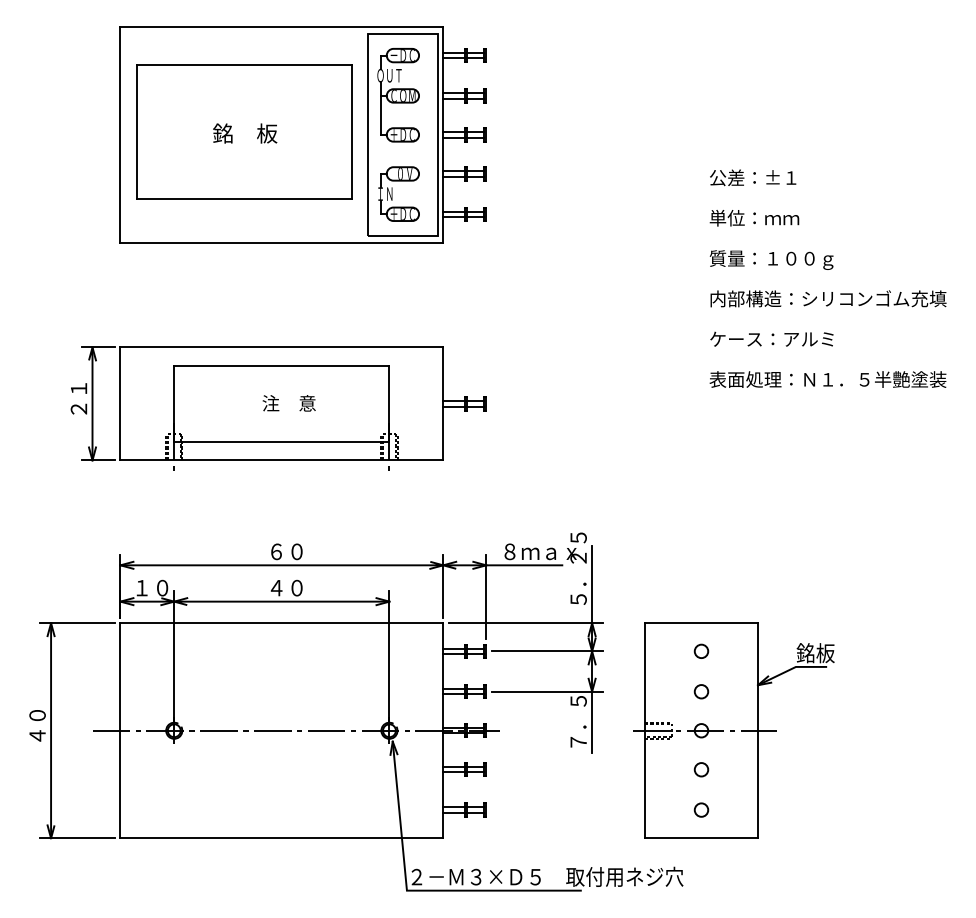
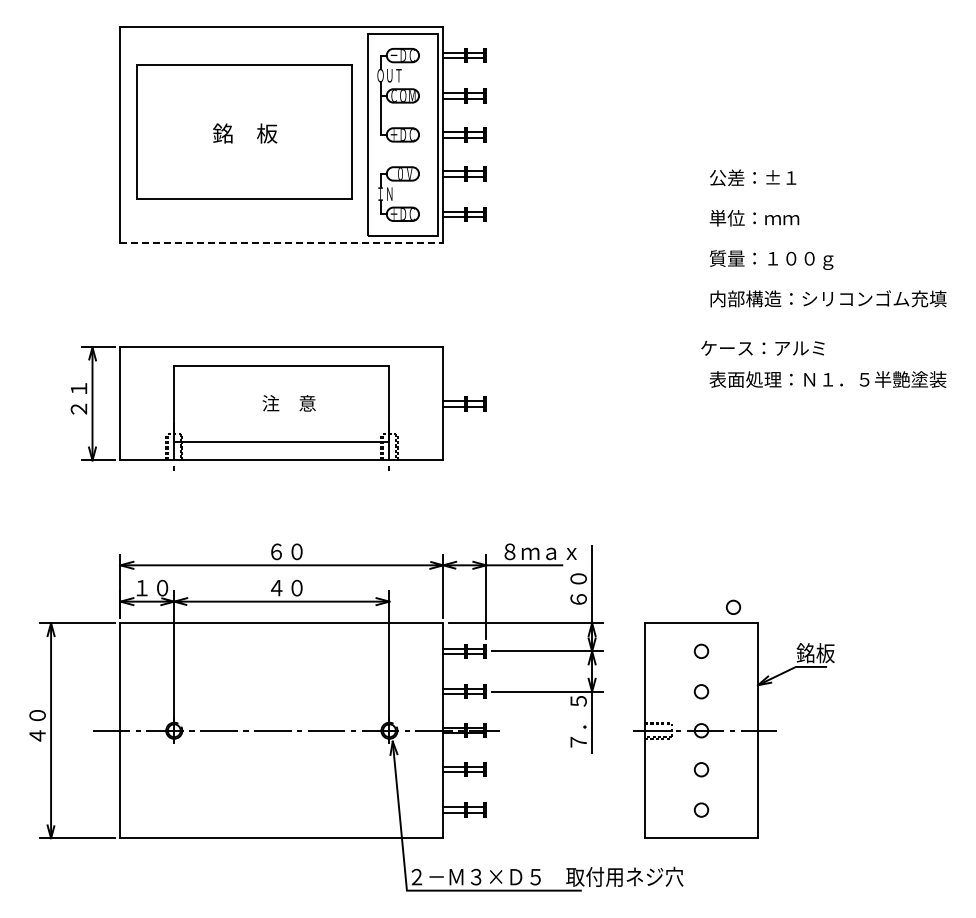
line: solid -> dashed (282, 242)
text position: (771, 338) -> (762, 347) (762, 347)
text: ５．２５ -> ６０ (578, 568)
circle: none -> present (733, 606)
